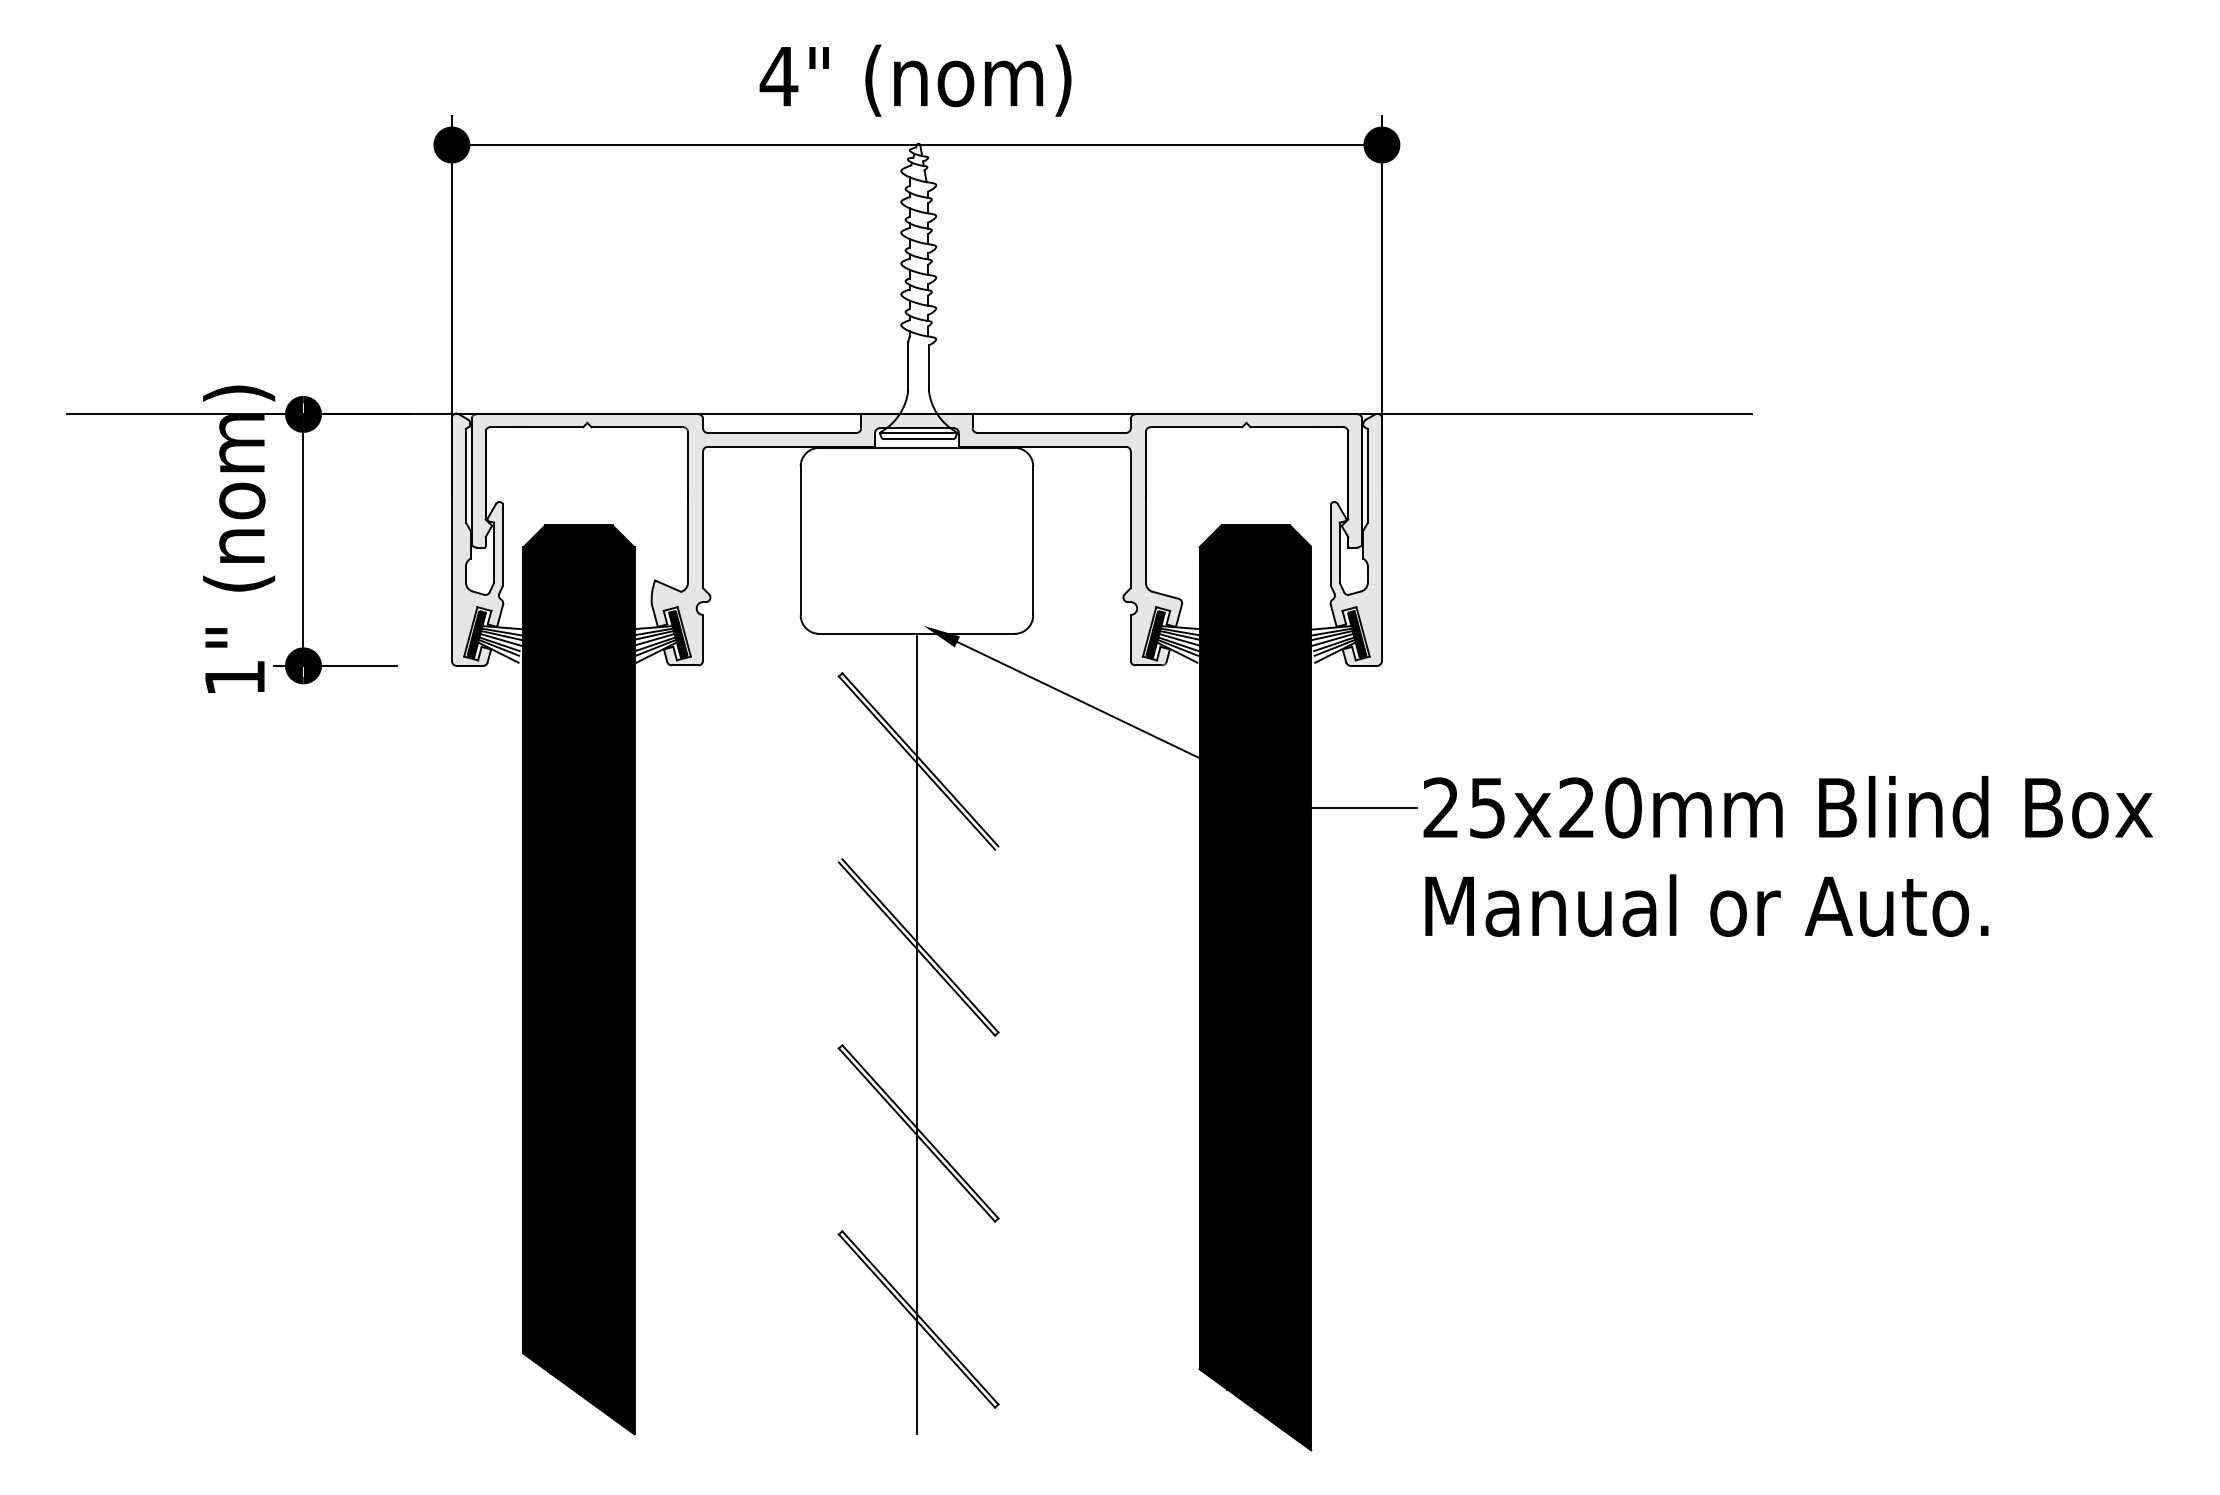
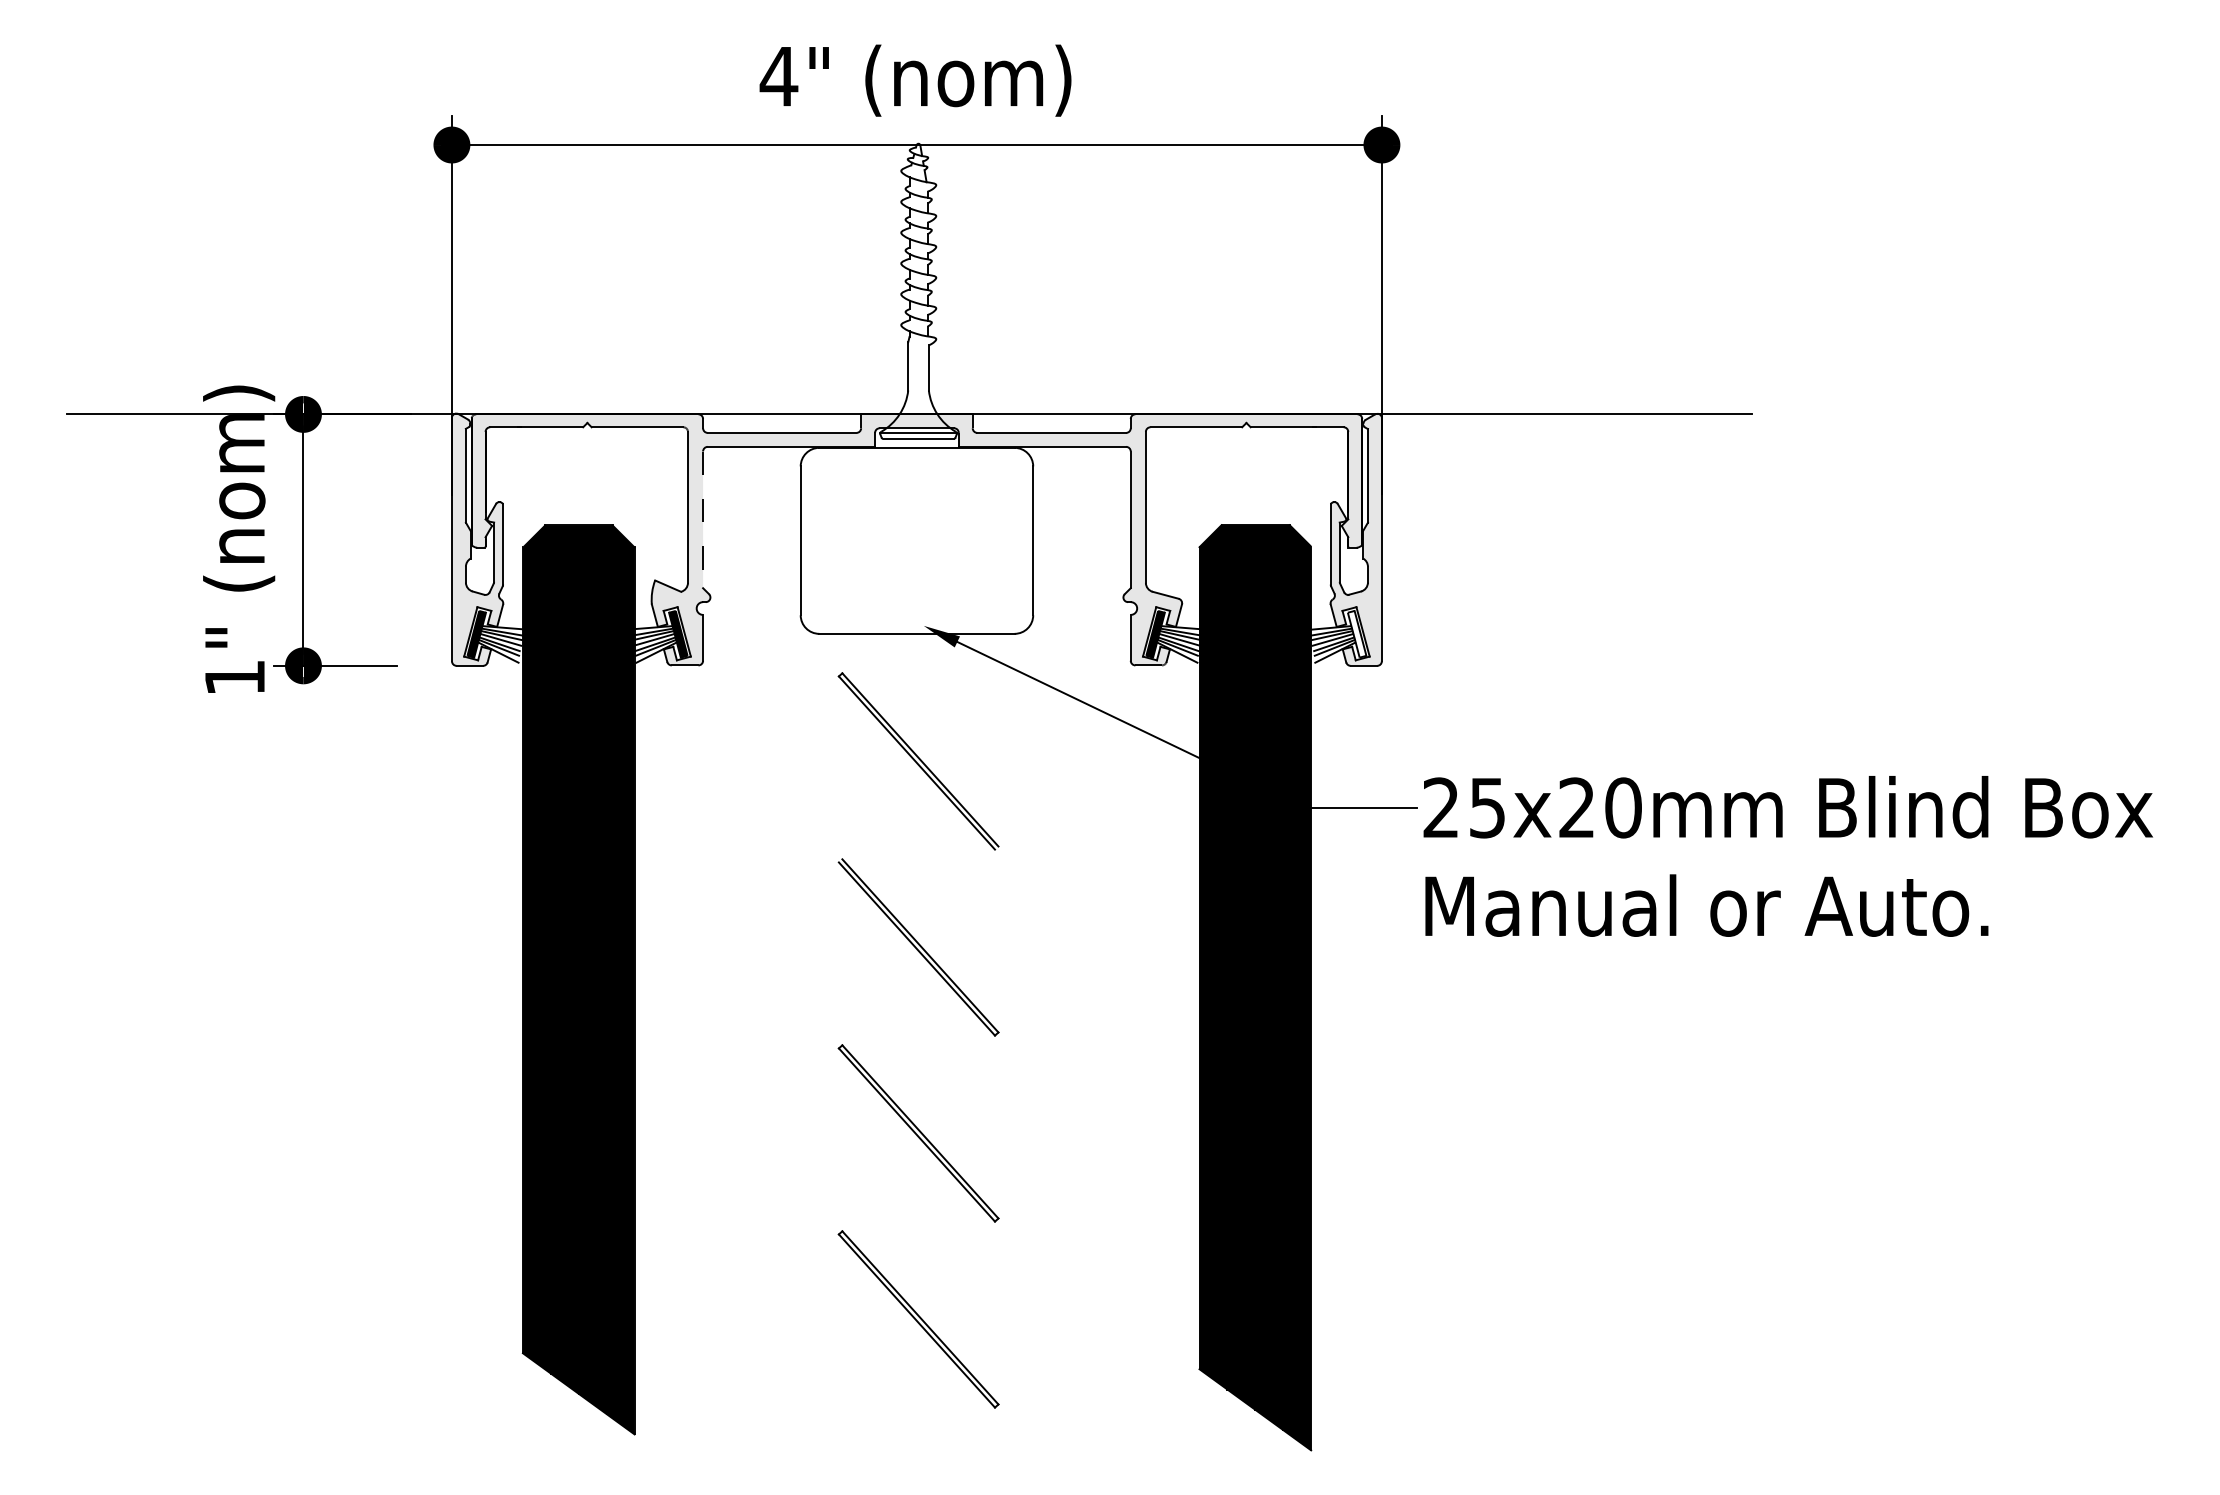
line: solid -> dashed (703, 520)
fill: present -> none (1356, 633)
line: present -> none (916, 1033)
